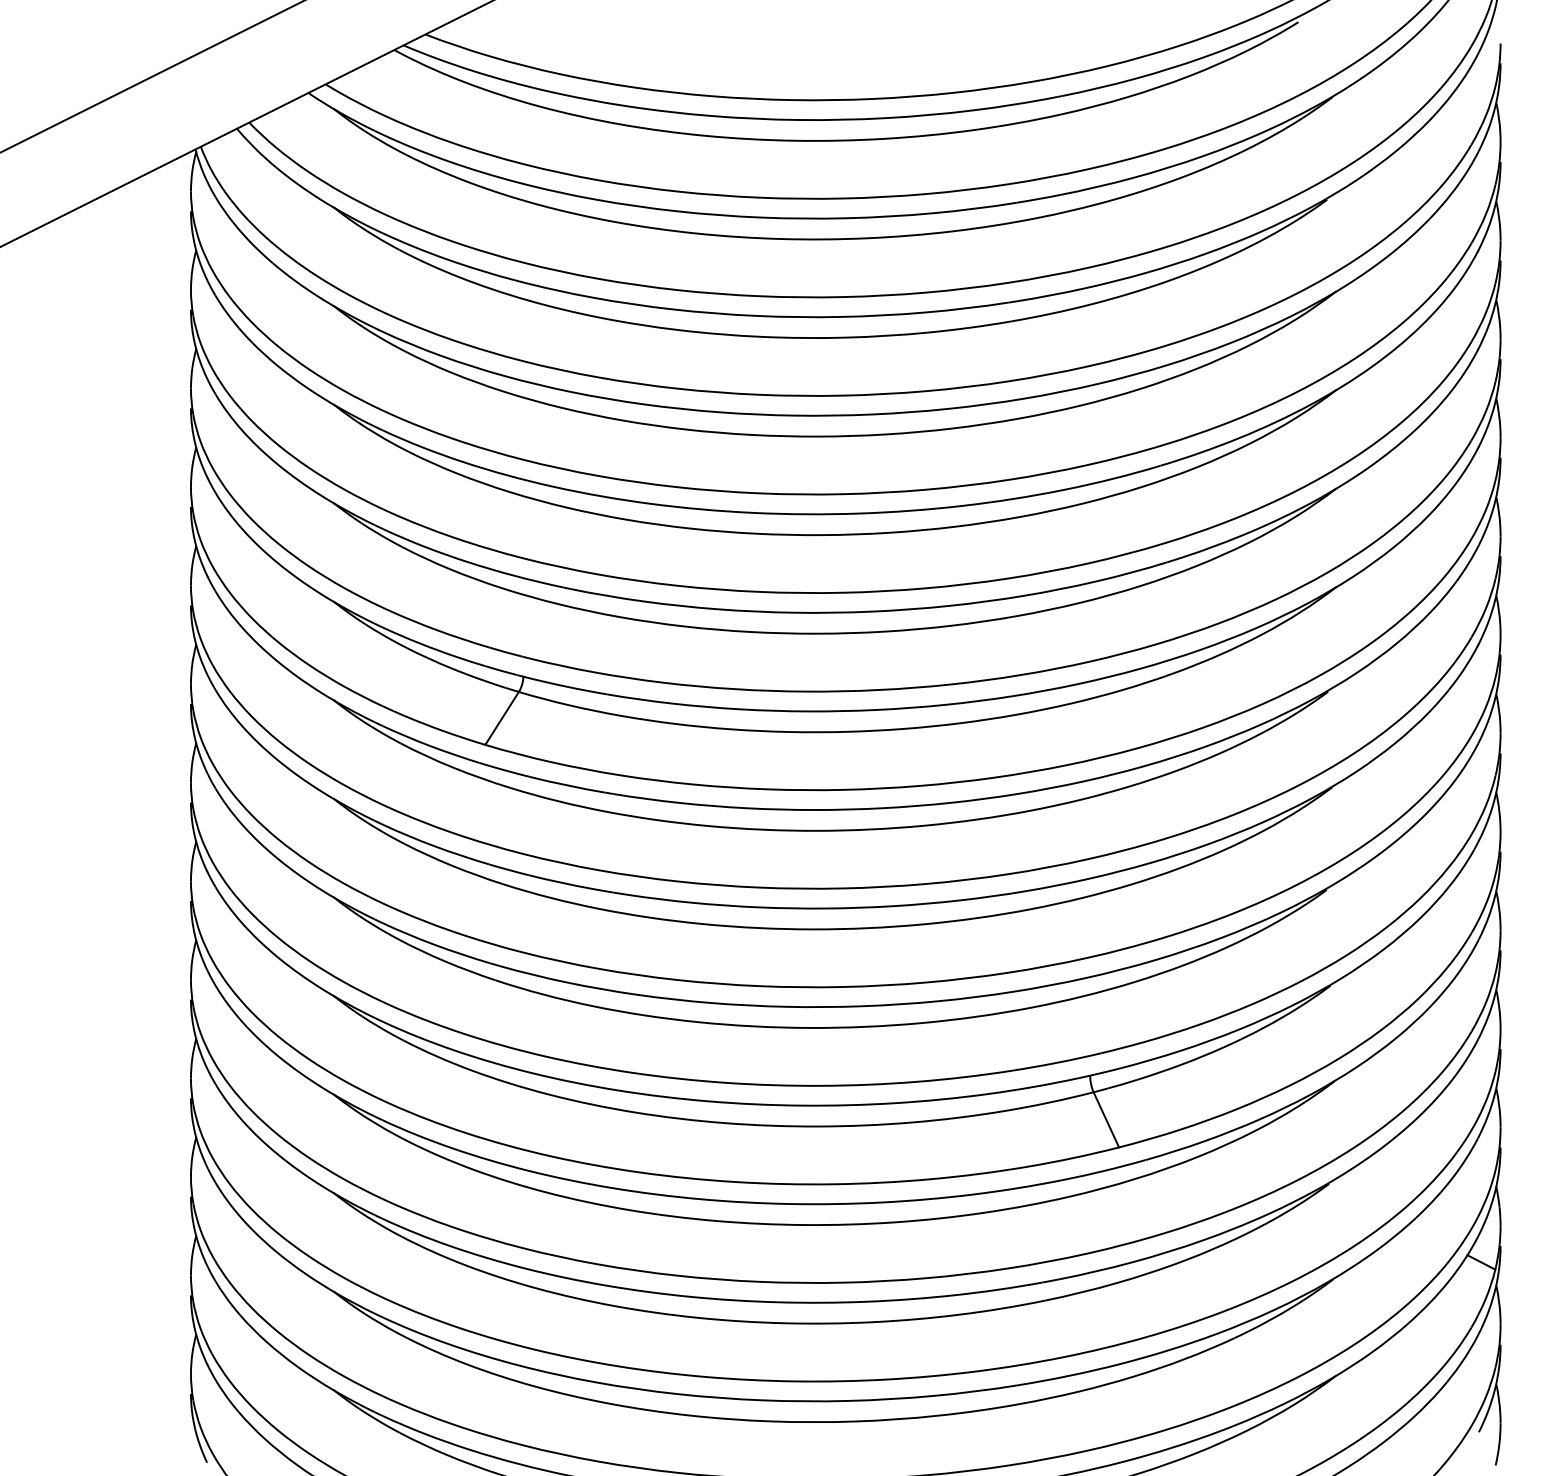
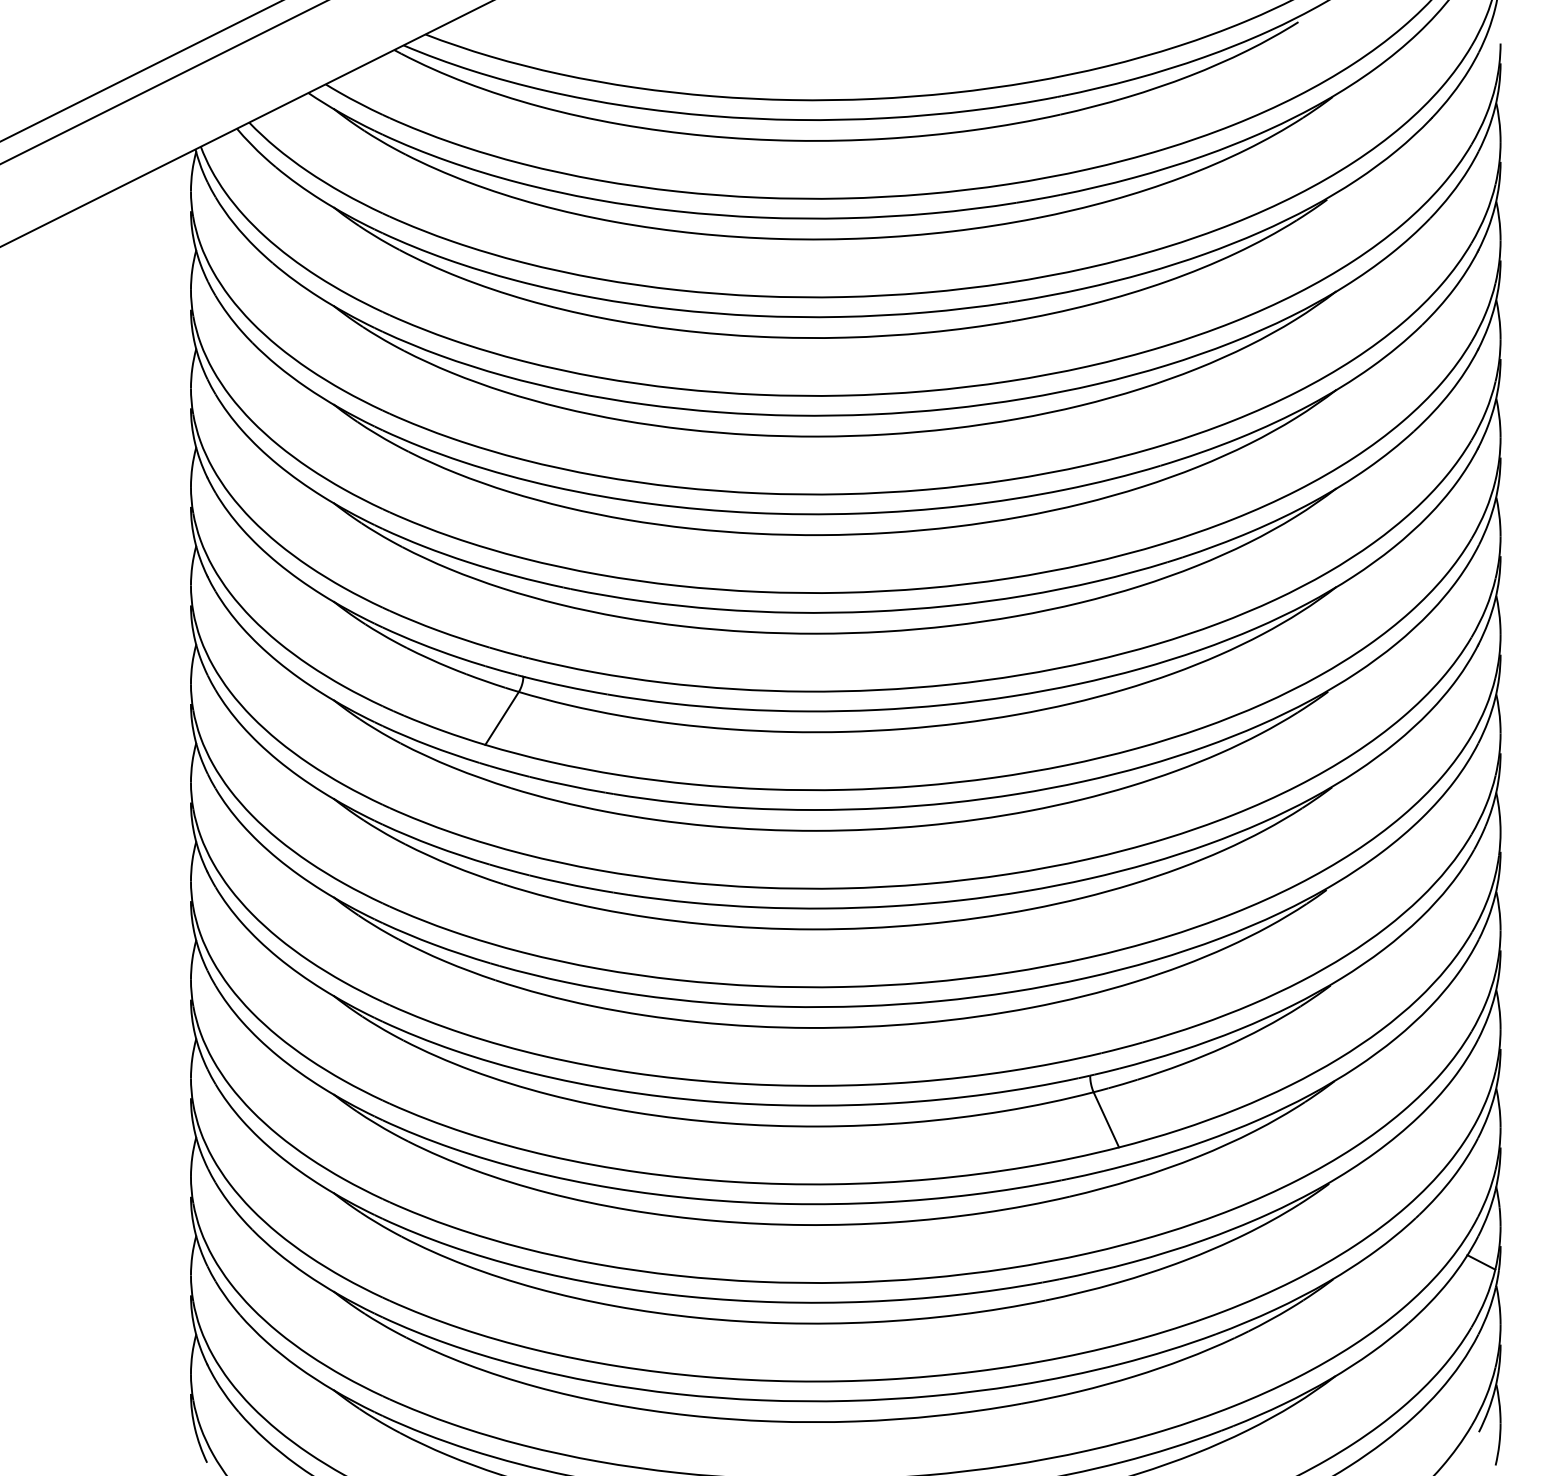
line position: (151, 76) -> (140, 71) (140, 71)
line: none -> present (163, 82)
